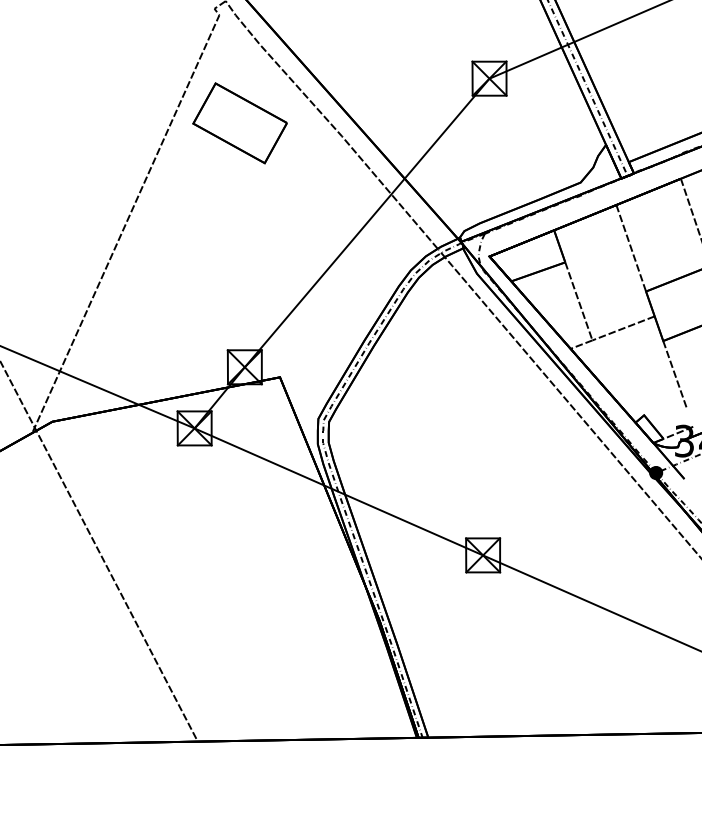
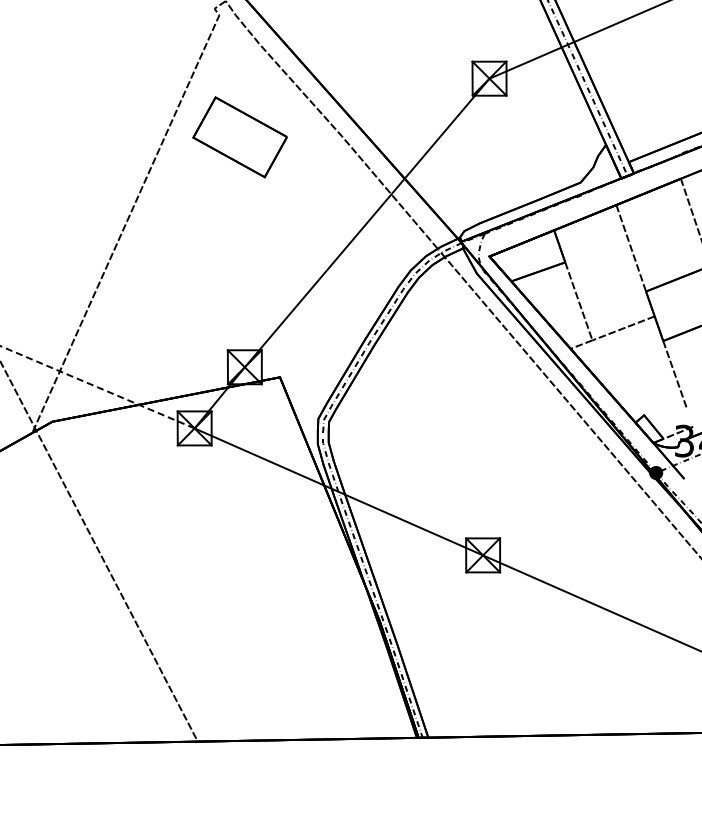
part position: (239, 123) -> (239, 137) (239, 137)
line: solid -> dashed (97, 387)
